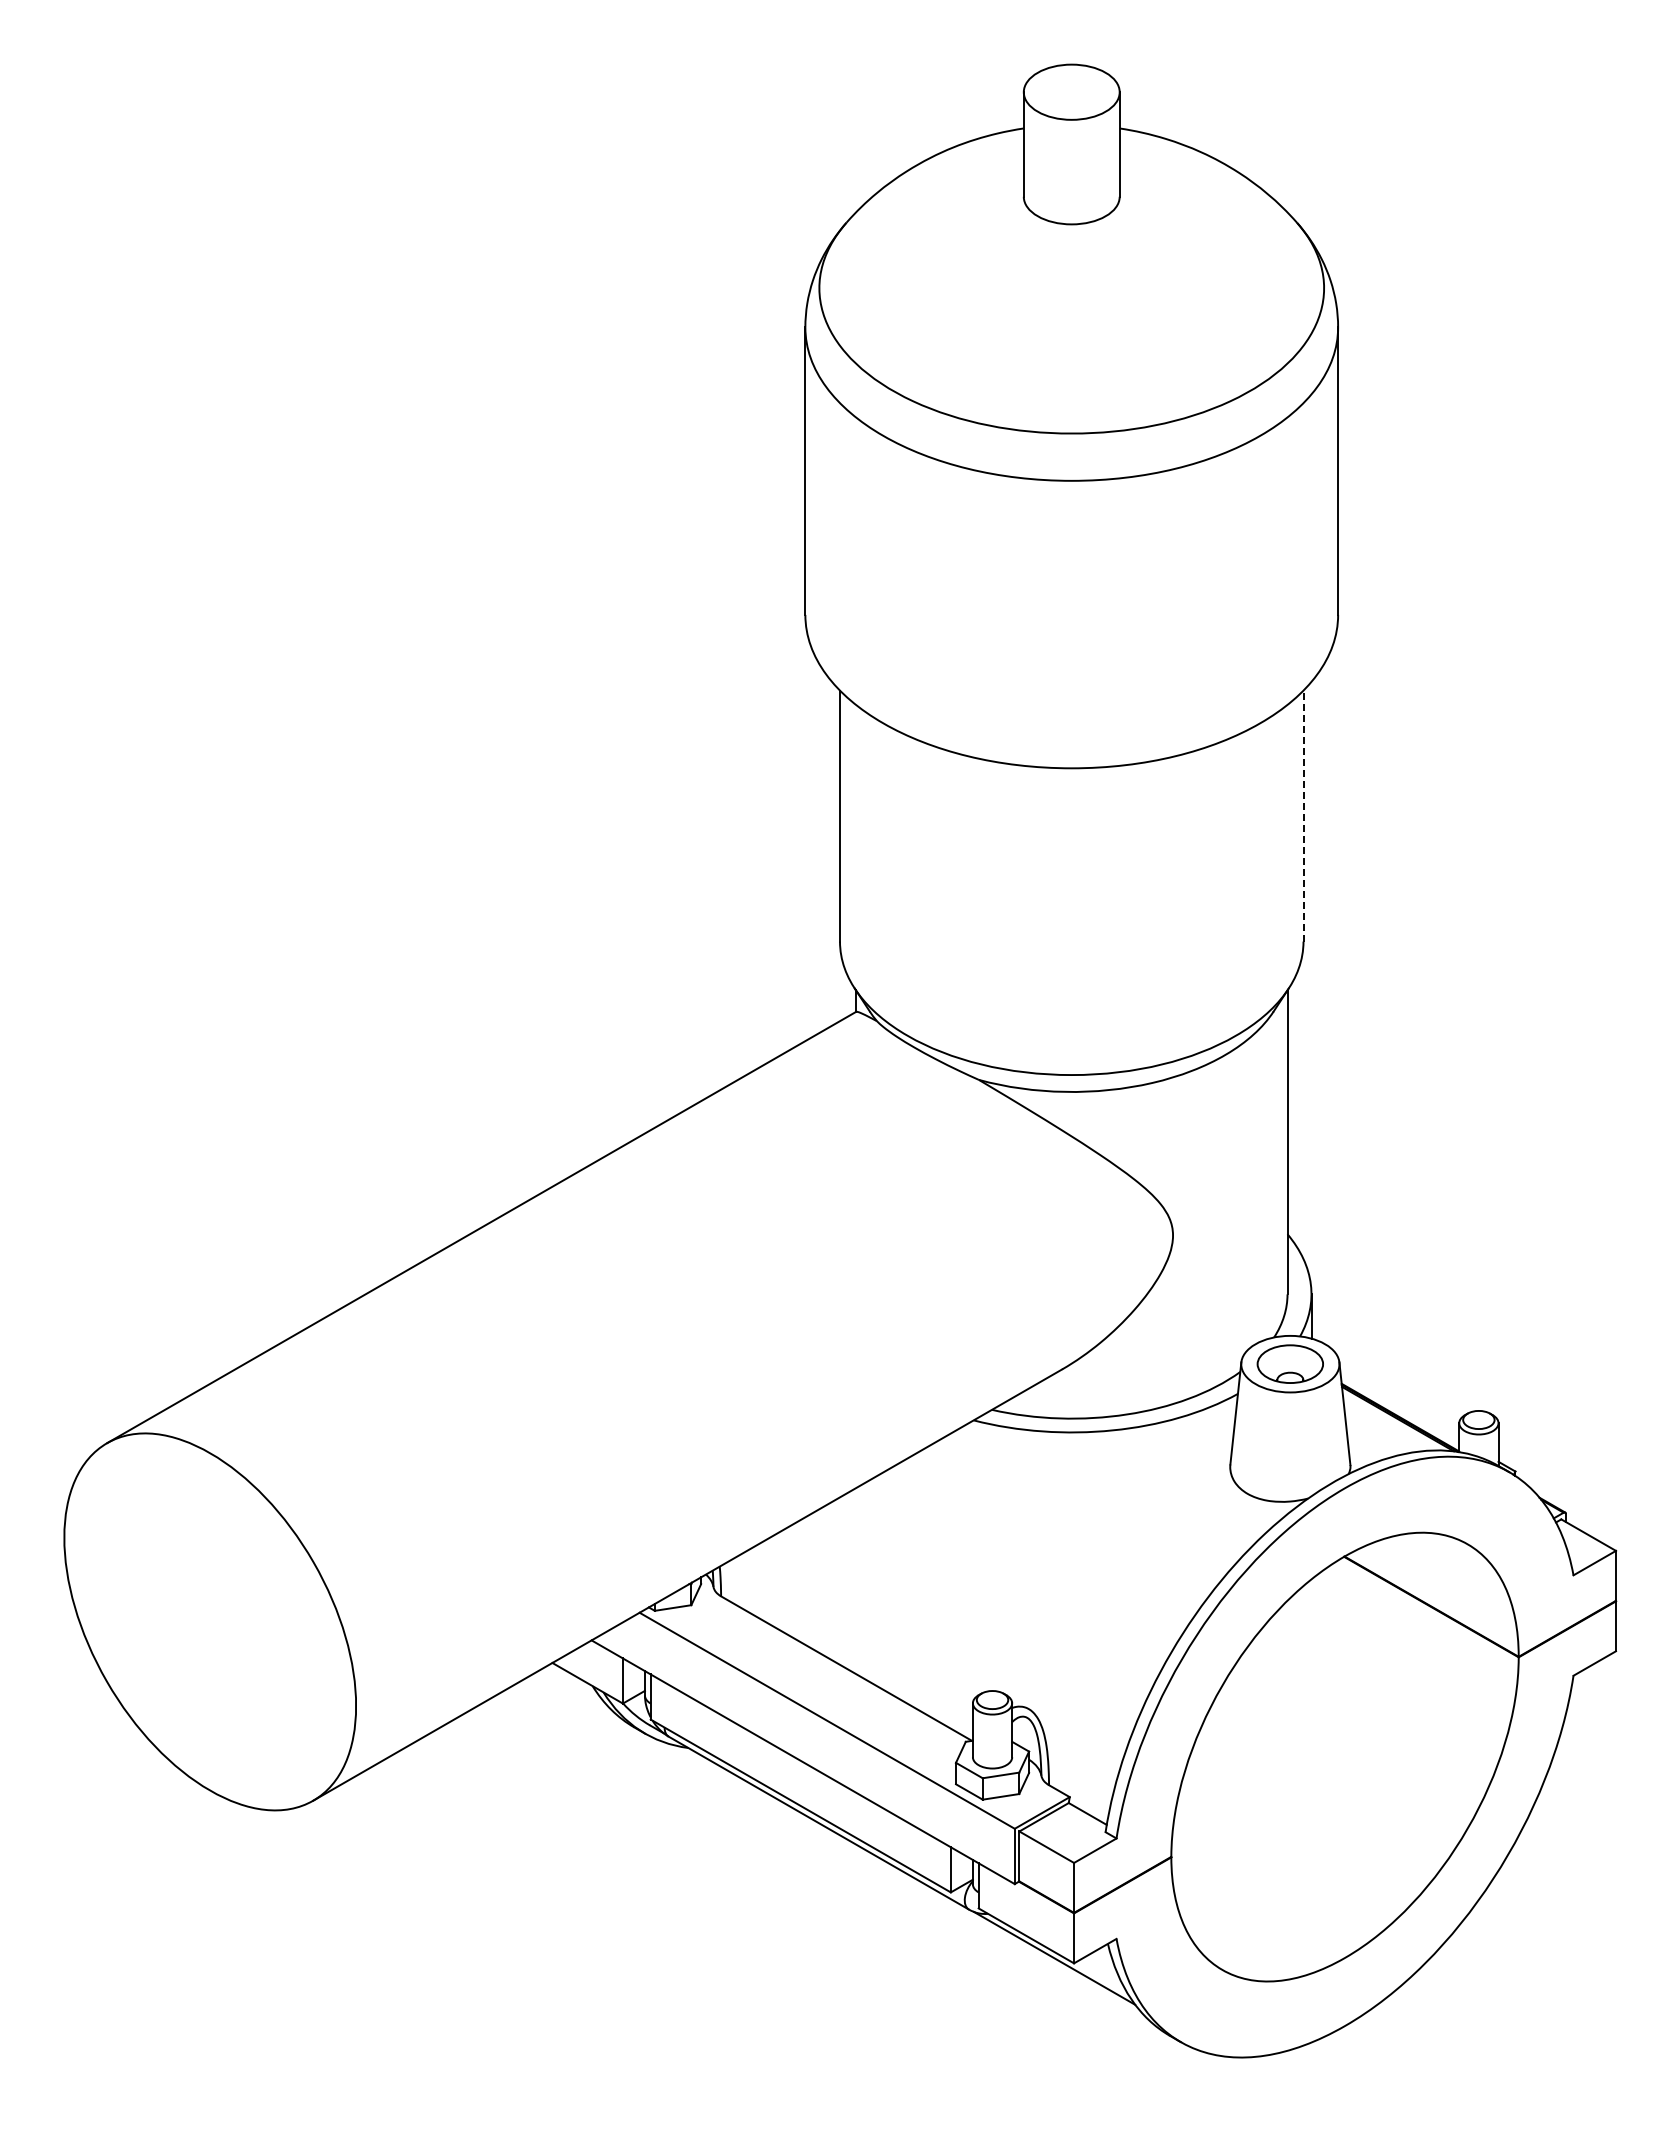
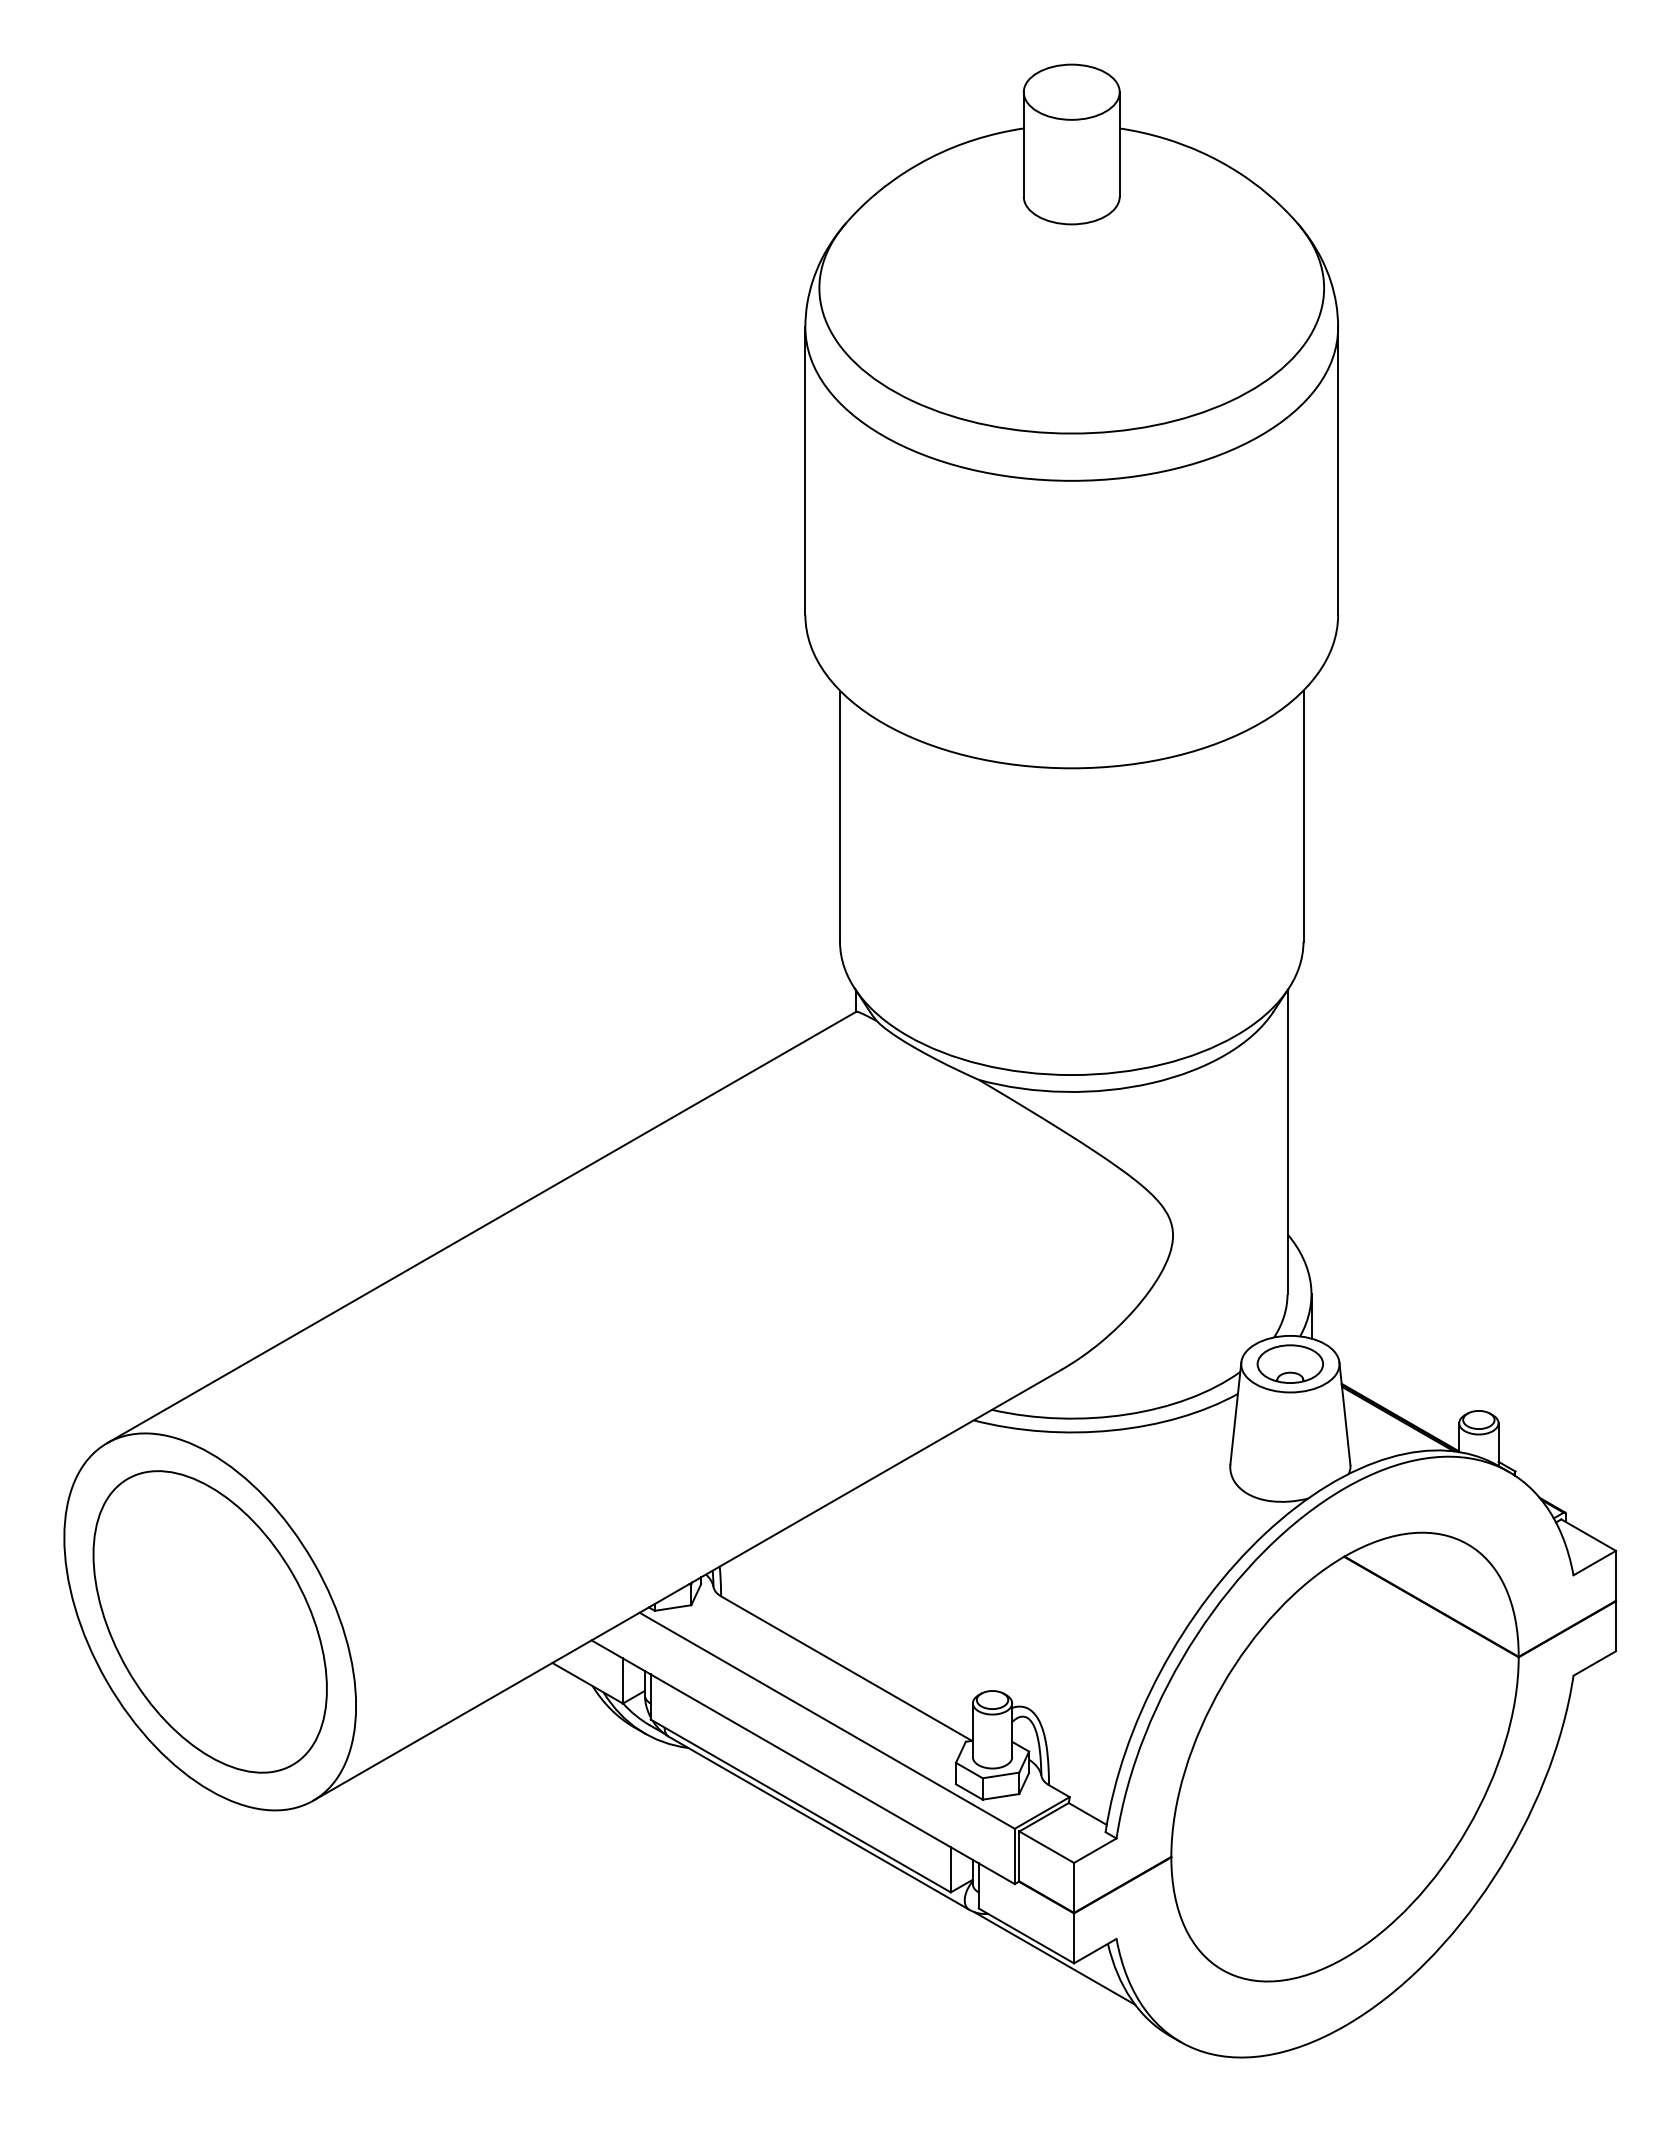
line: dashed -> solid (1303, 816)
part: none -> present (209, 1621)
